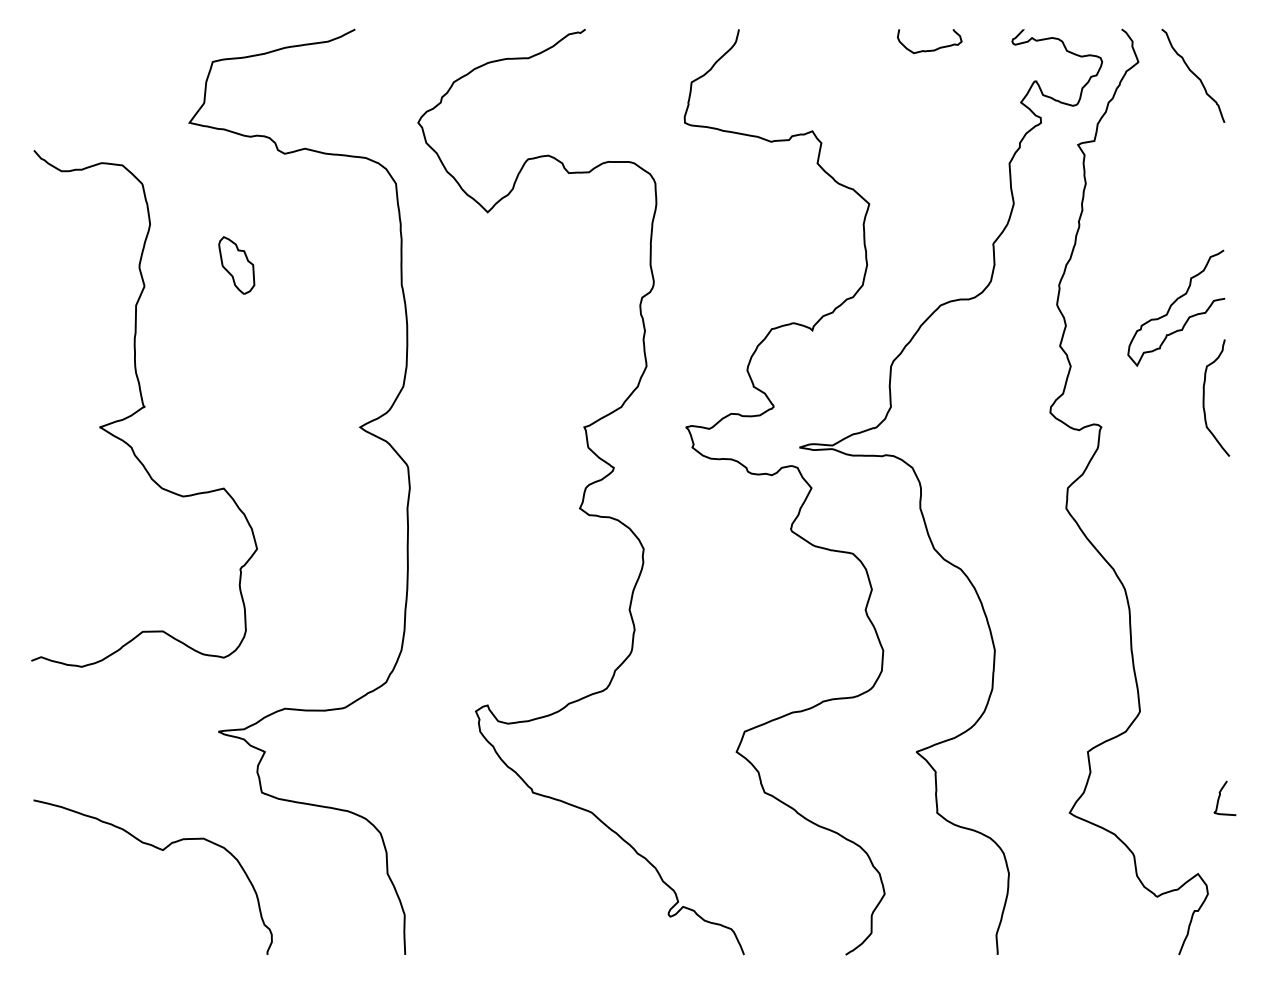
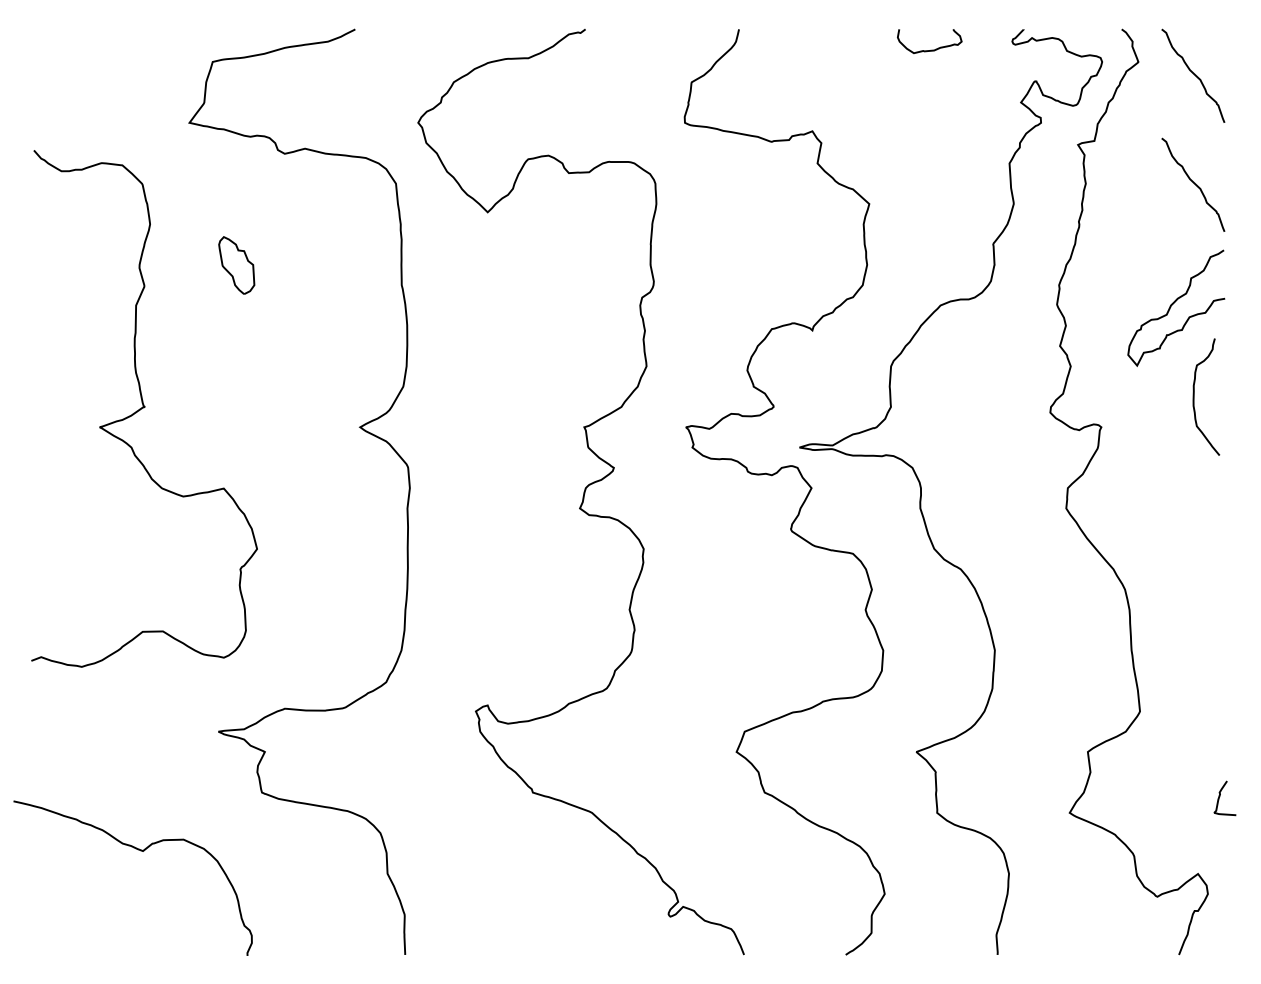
curve: none -> present (1193, 183)
curve position: (1204, 397) -> (1194, 396) (1194, 396)
curve position: (160, 850) -> (140, 851) (140, 851)
